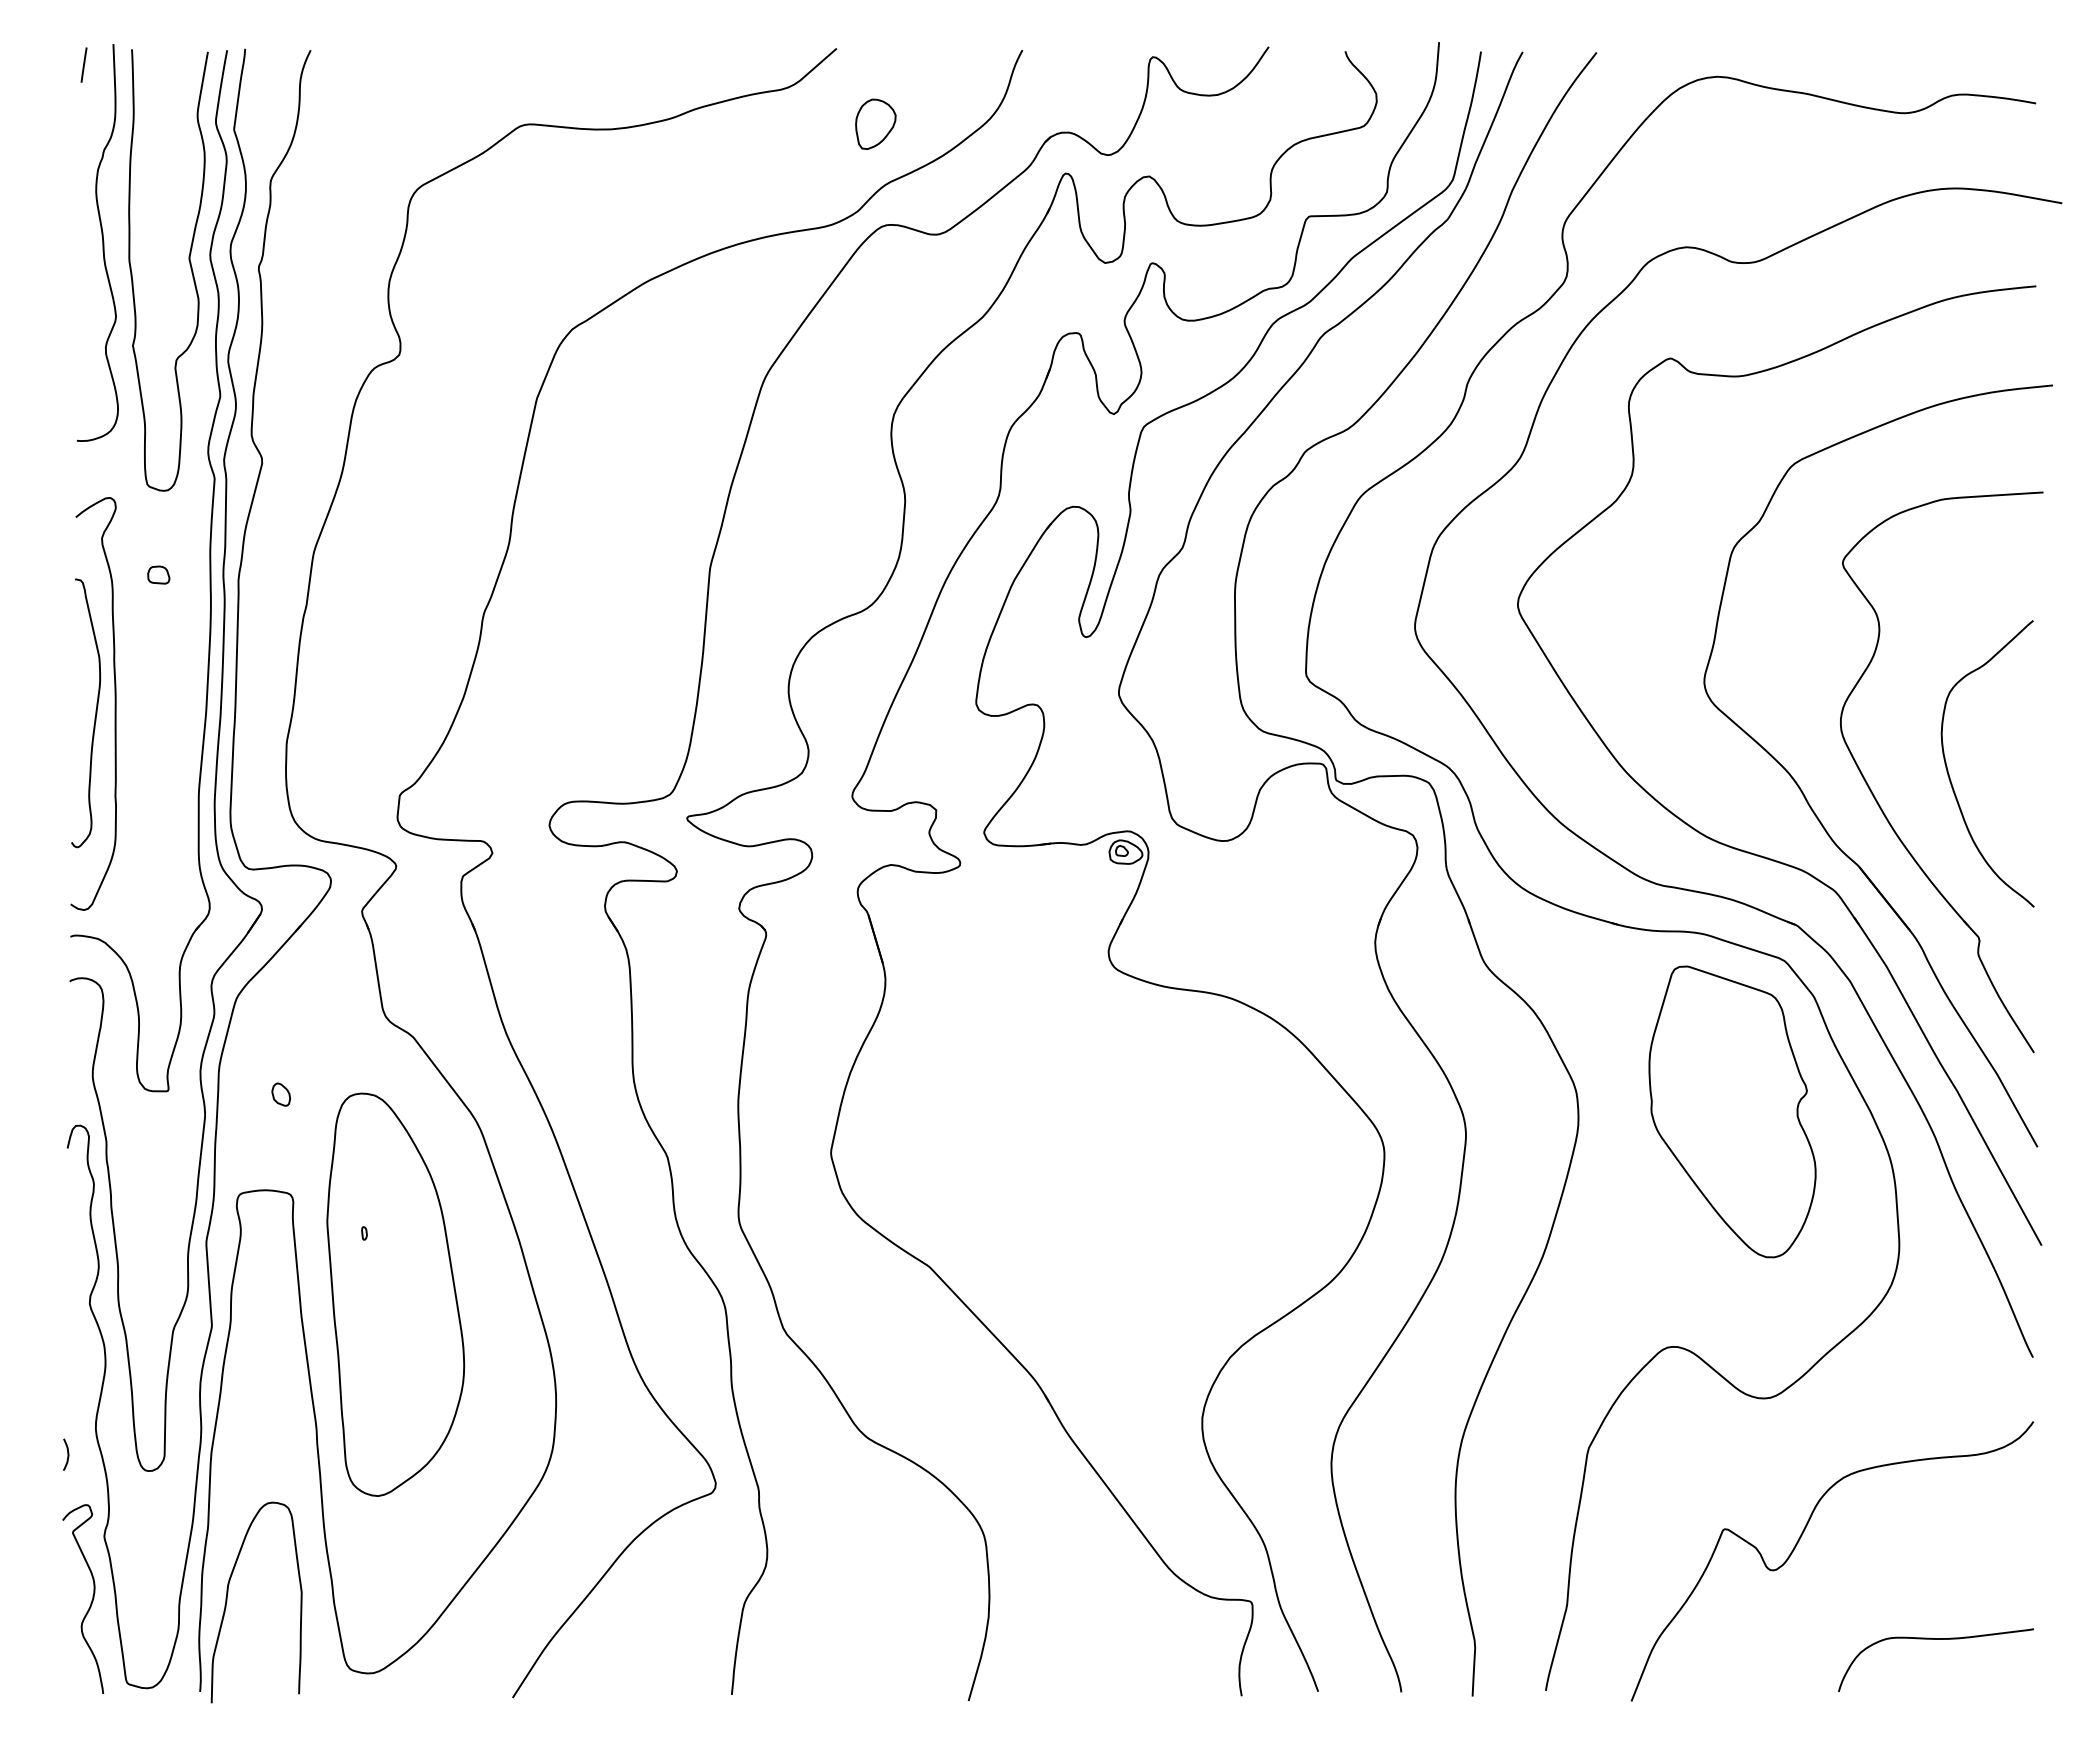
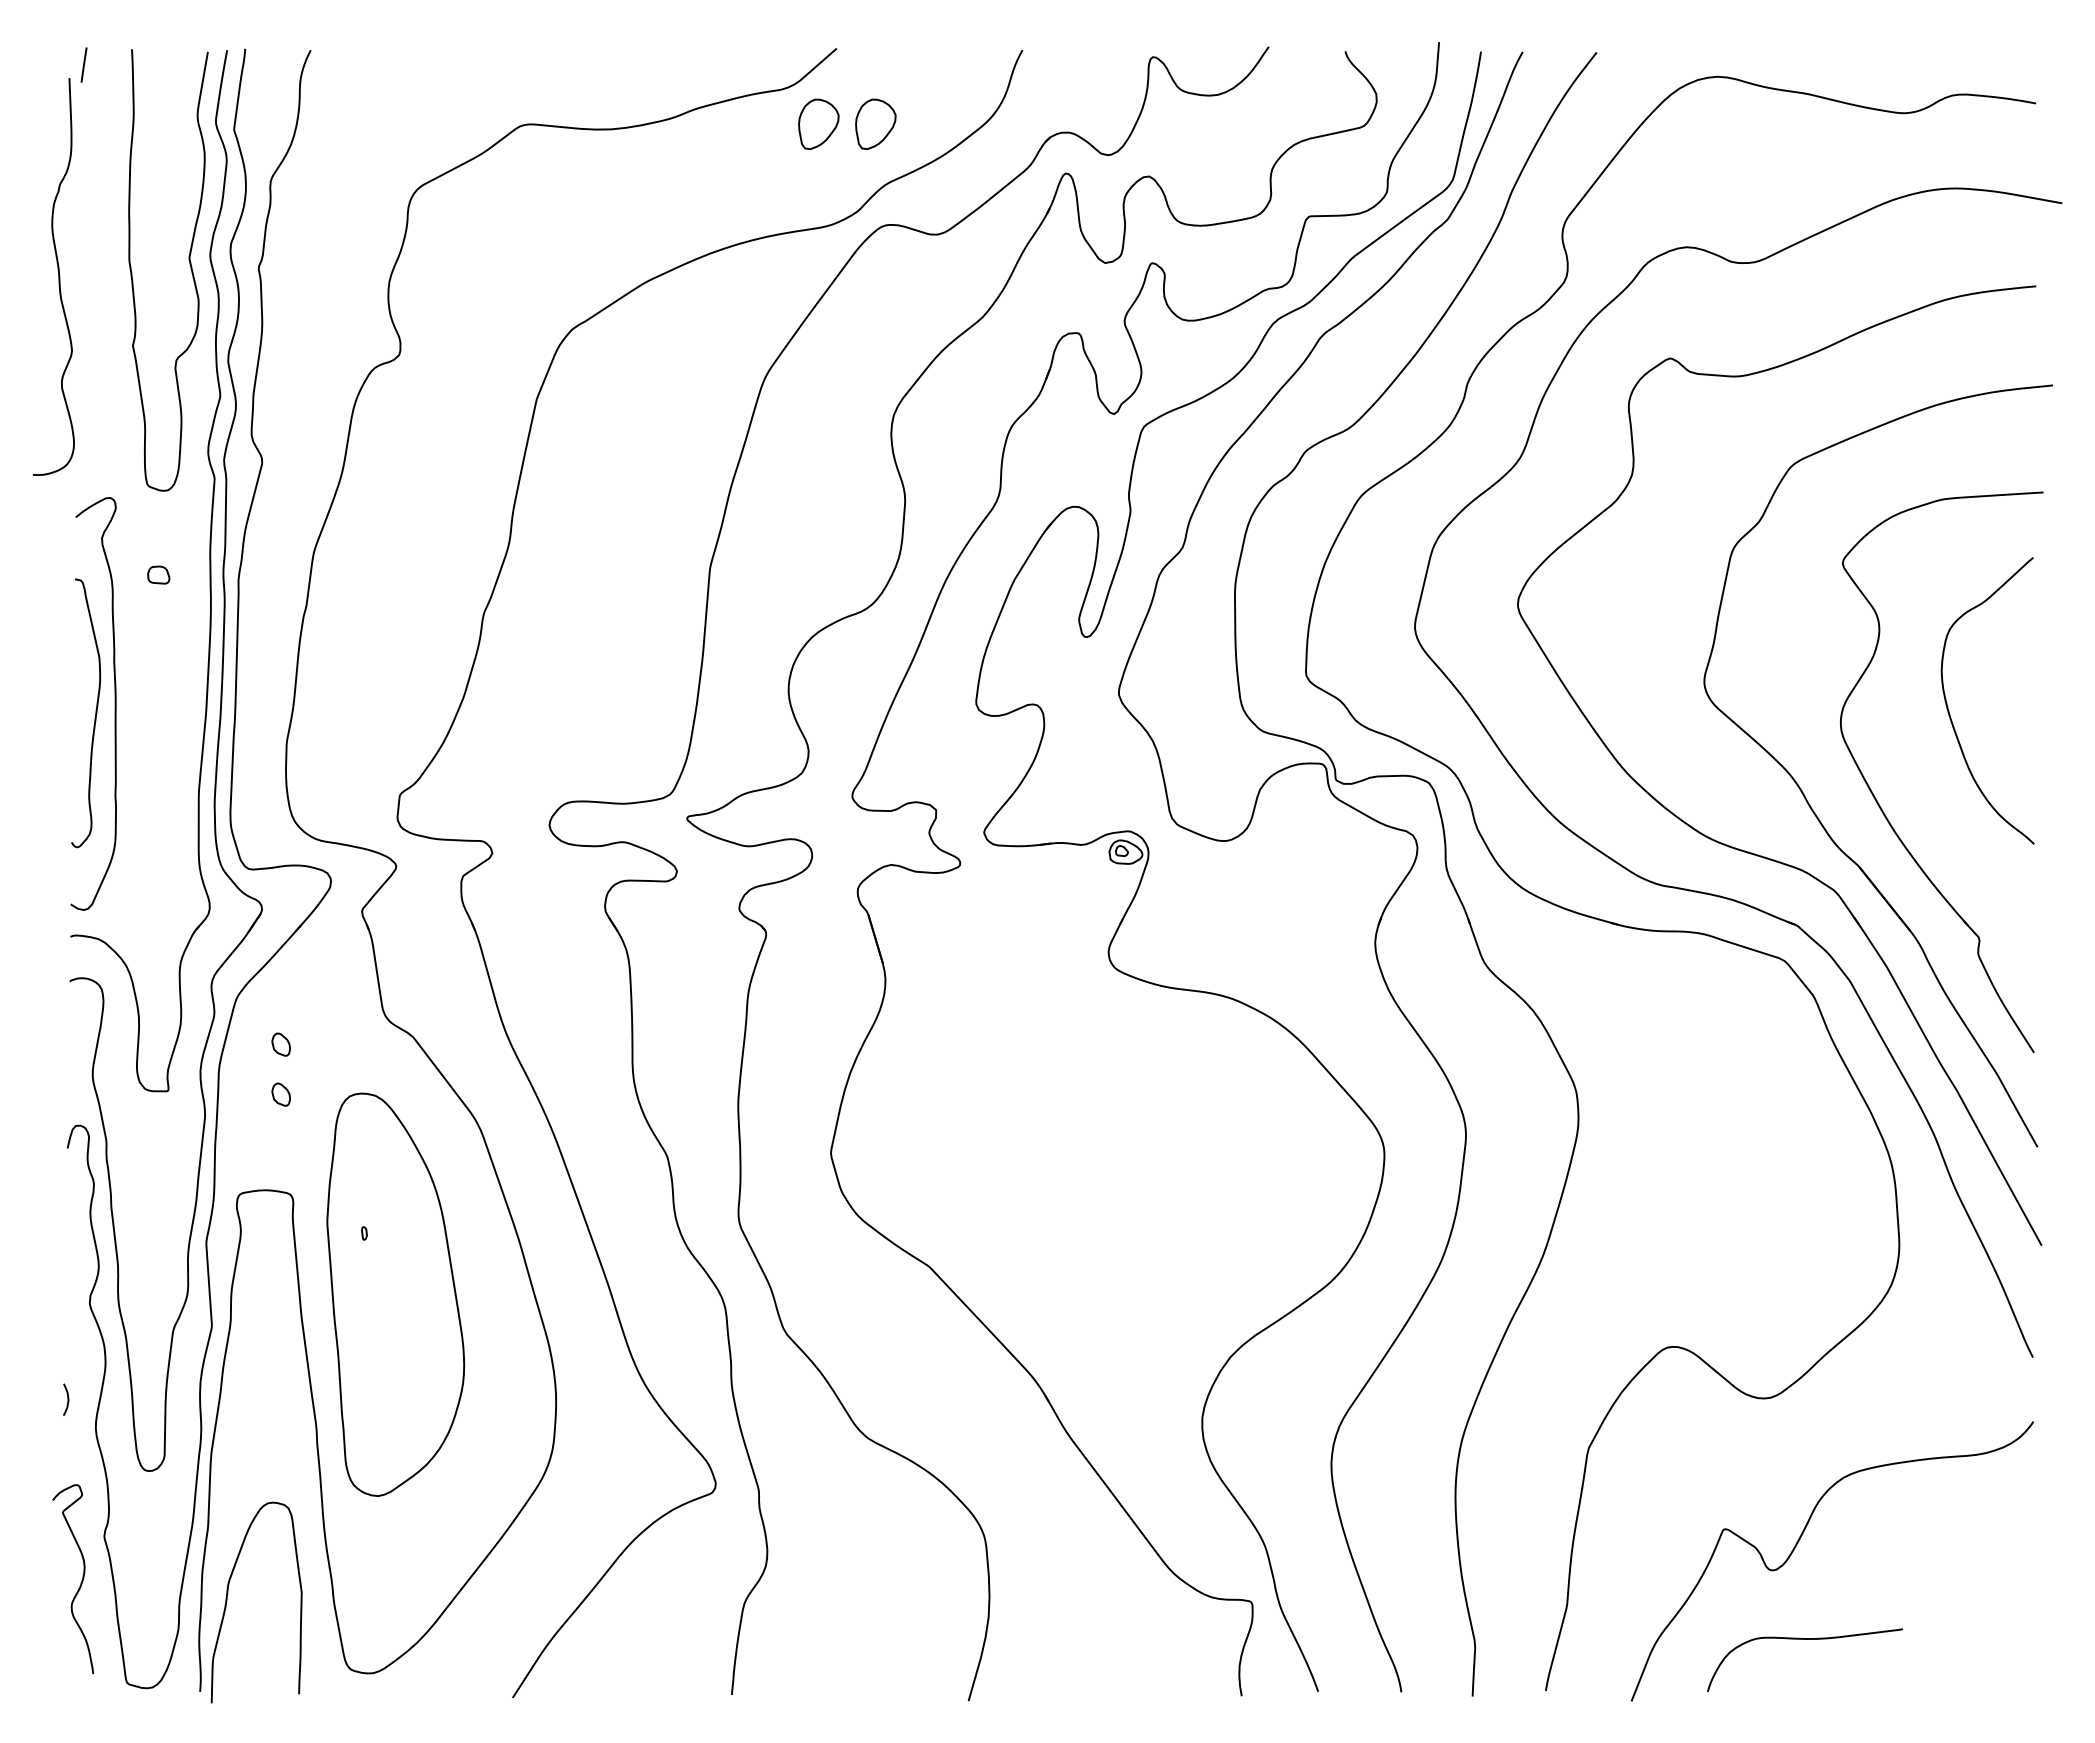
part: none -> present (818, 123)
curve position: (102, 242) -> (58, 276) (58, 276)
curve position: (1949, 773) -> (1949, 710) (1949, 710)
part: none -> present (280, 1044)
part: present -> none (1732, 1111)
curve position: (67, 1454) -> (67, 1399) (67, 1399)
curve position: (91, 1600) -> (81, 1580) (81, 1580)
curve position: (1935, 1639) -> (1804, 1639) (1804, 1639)
